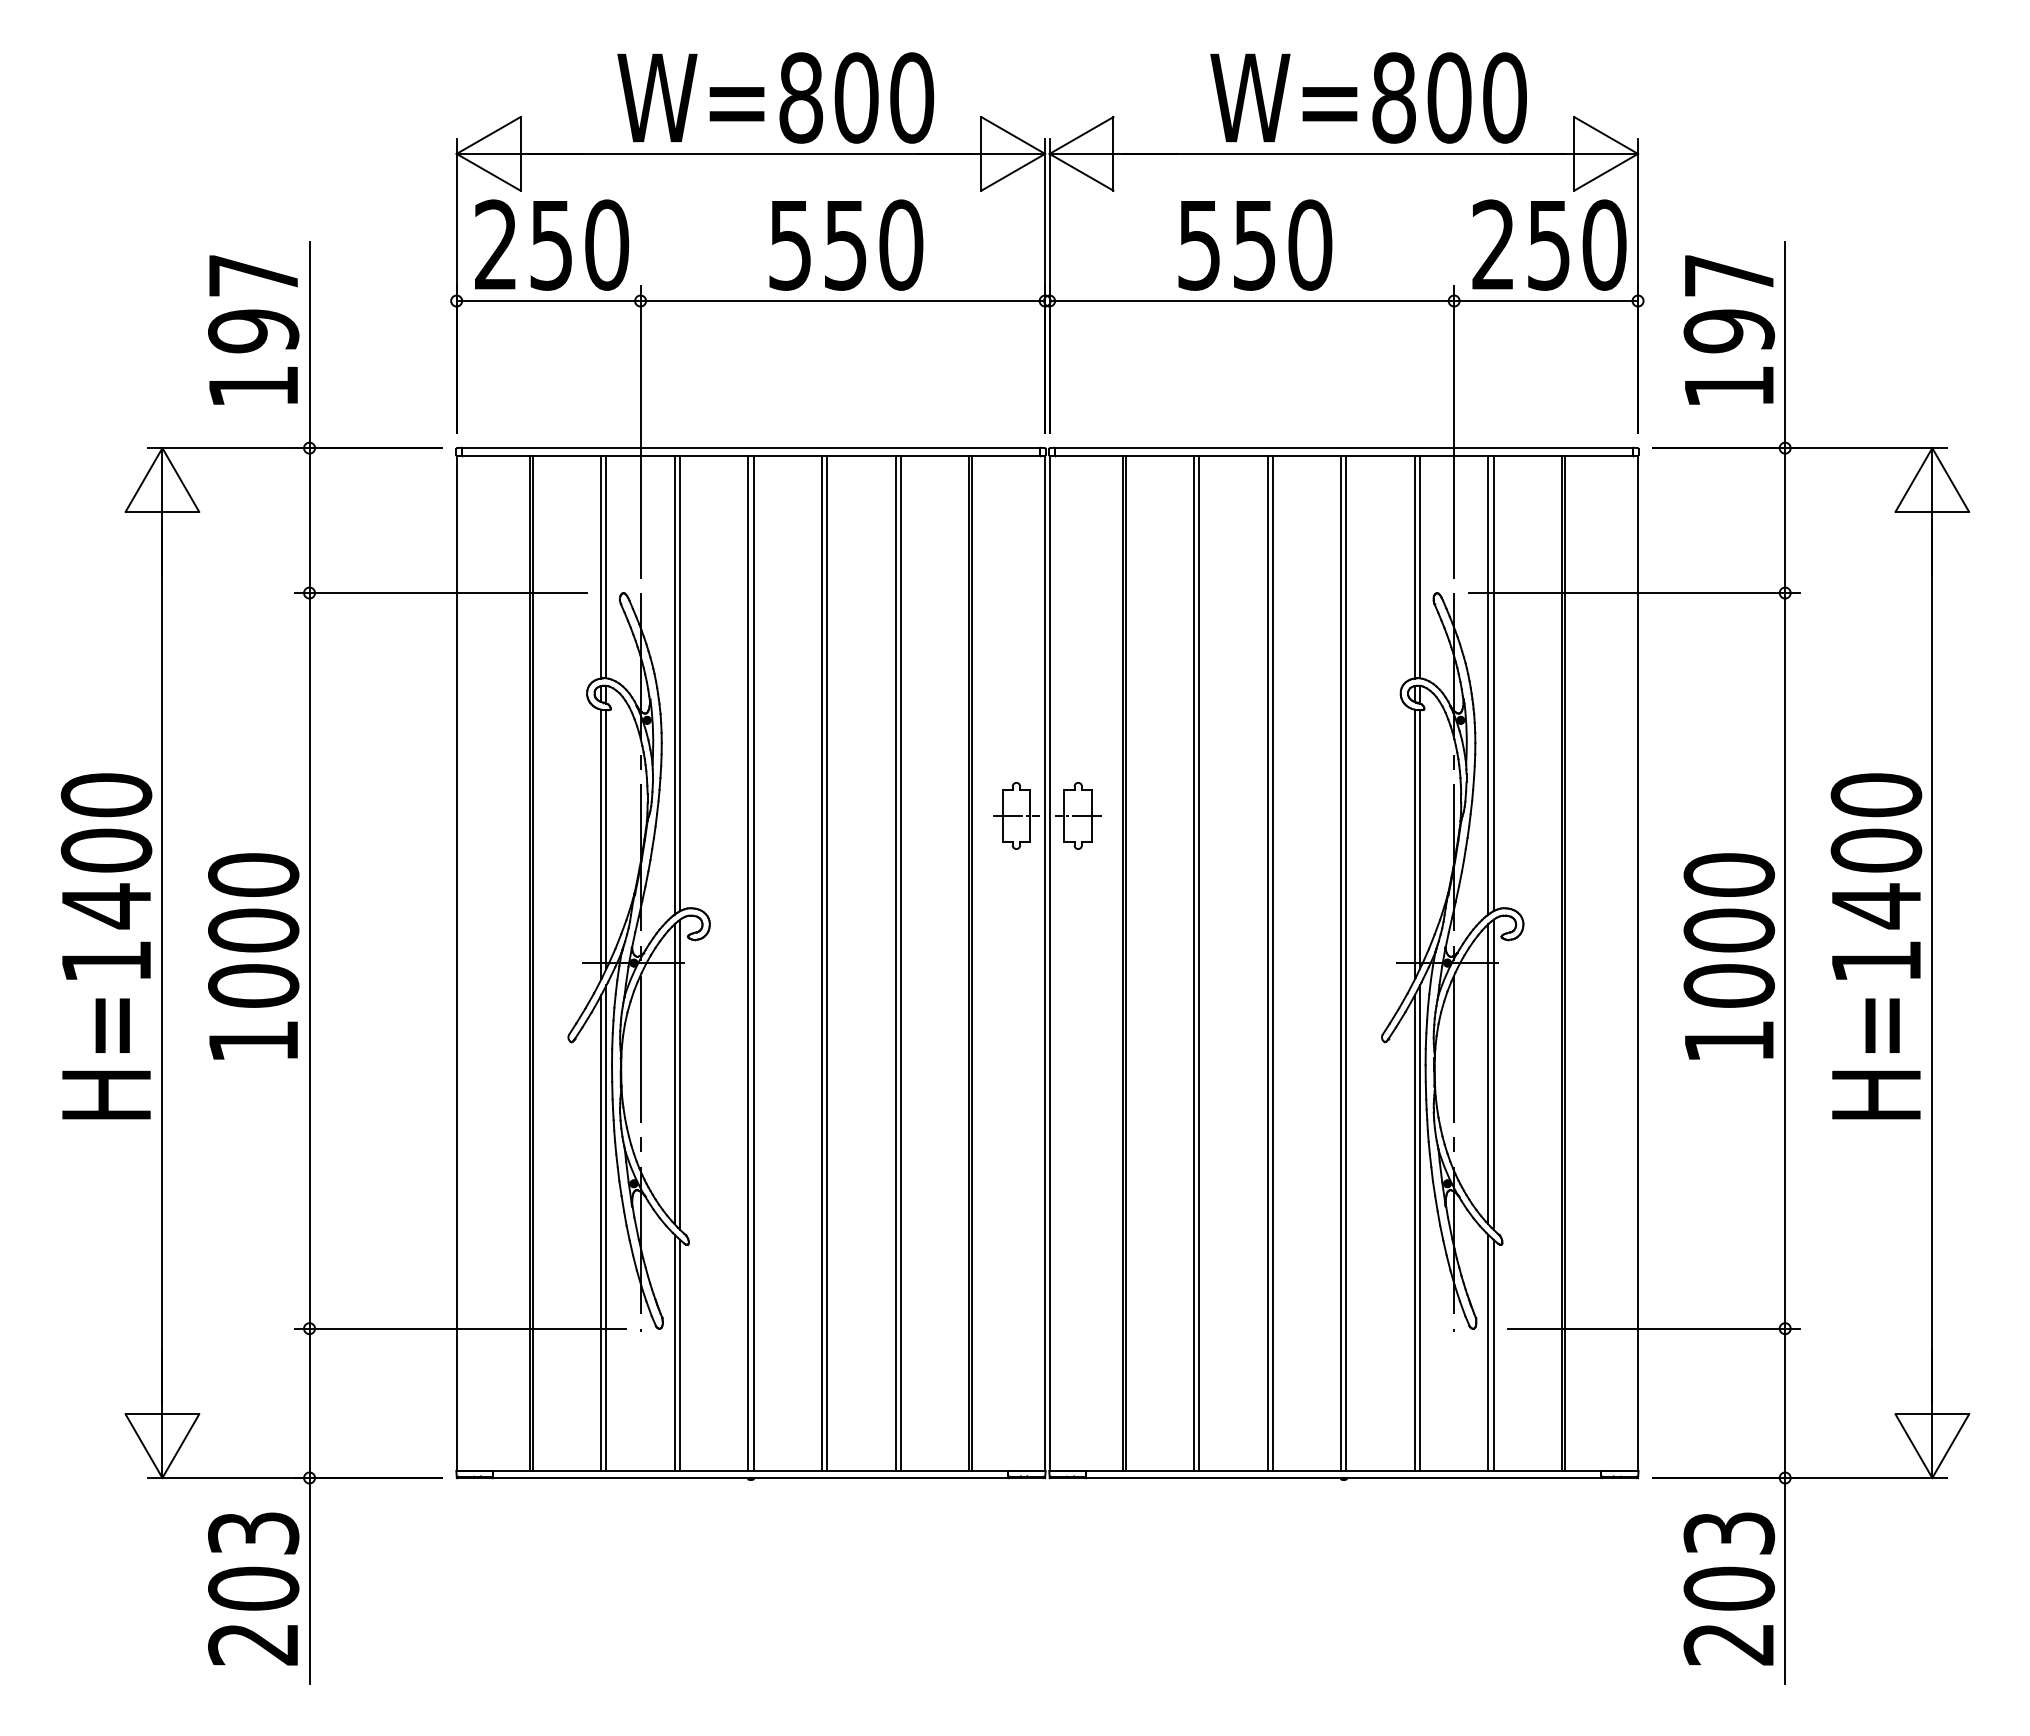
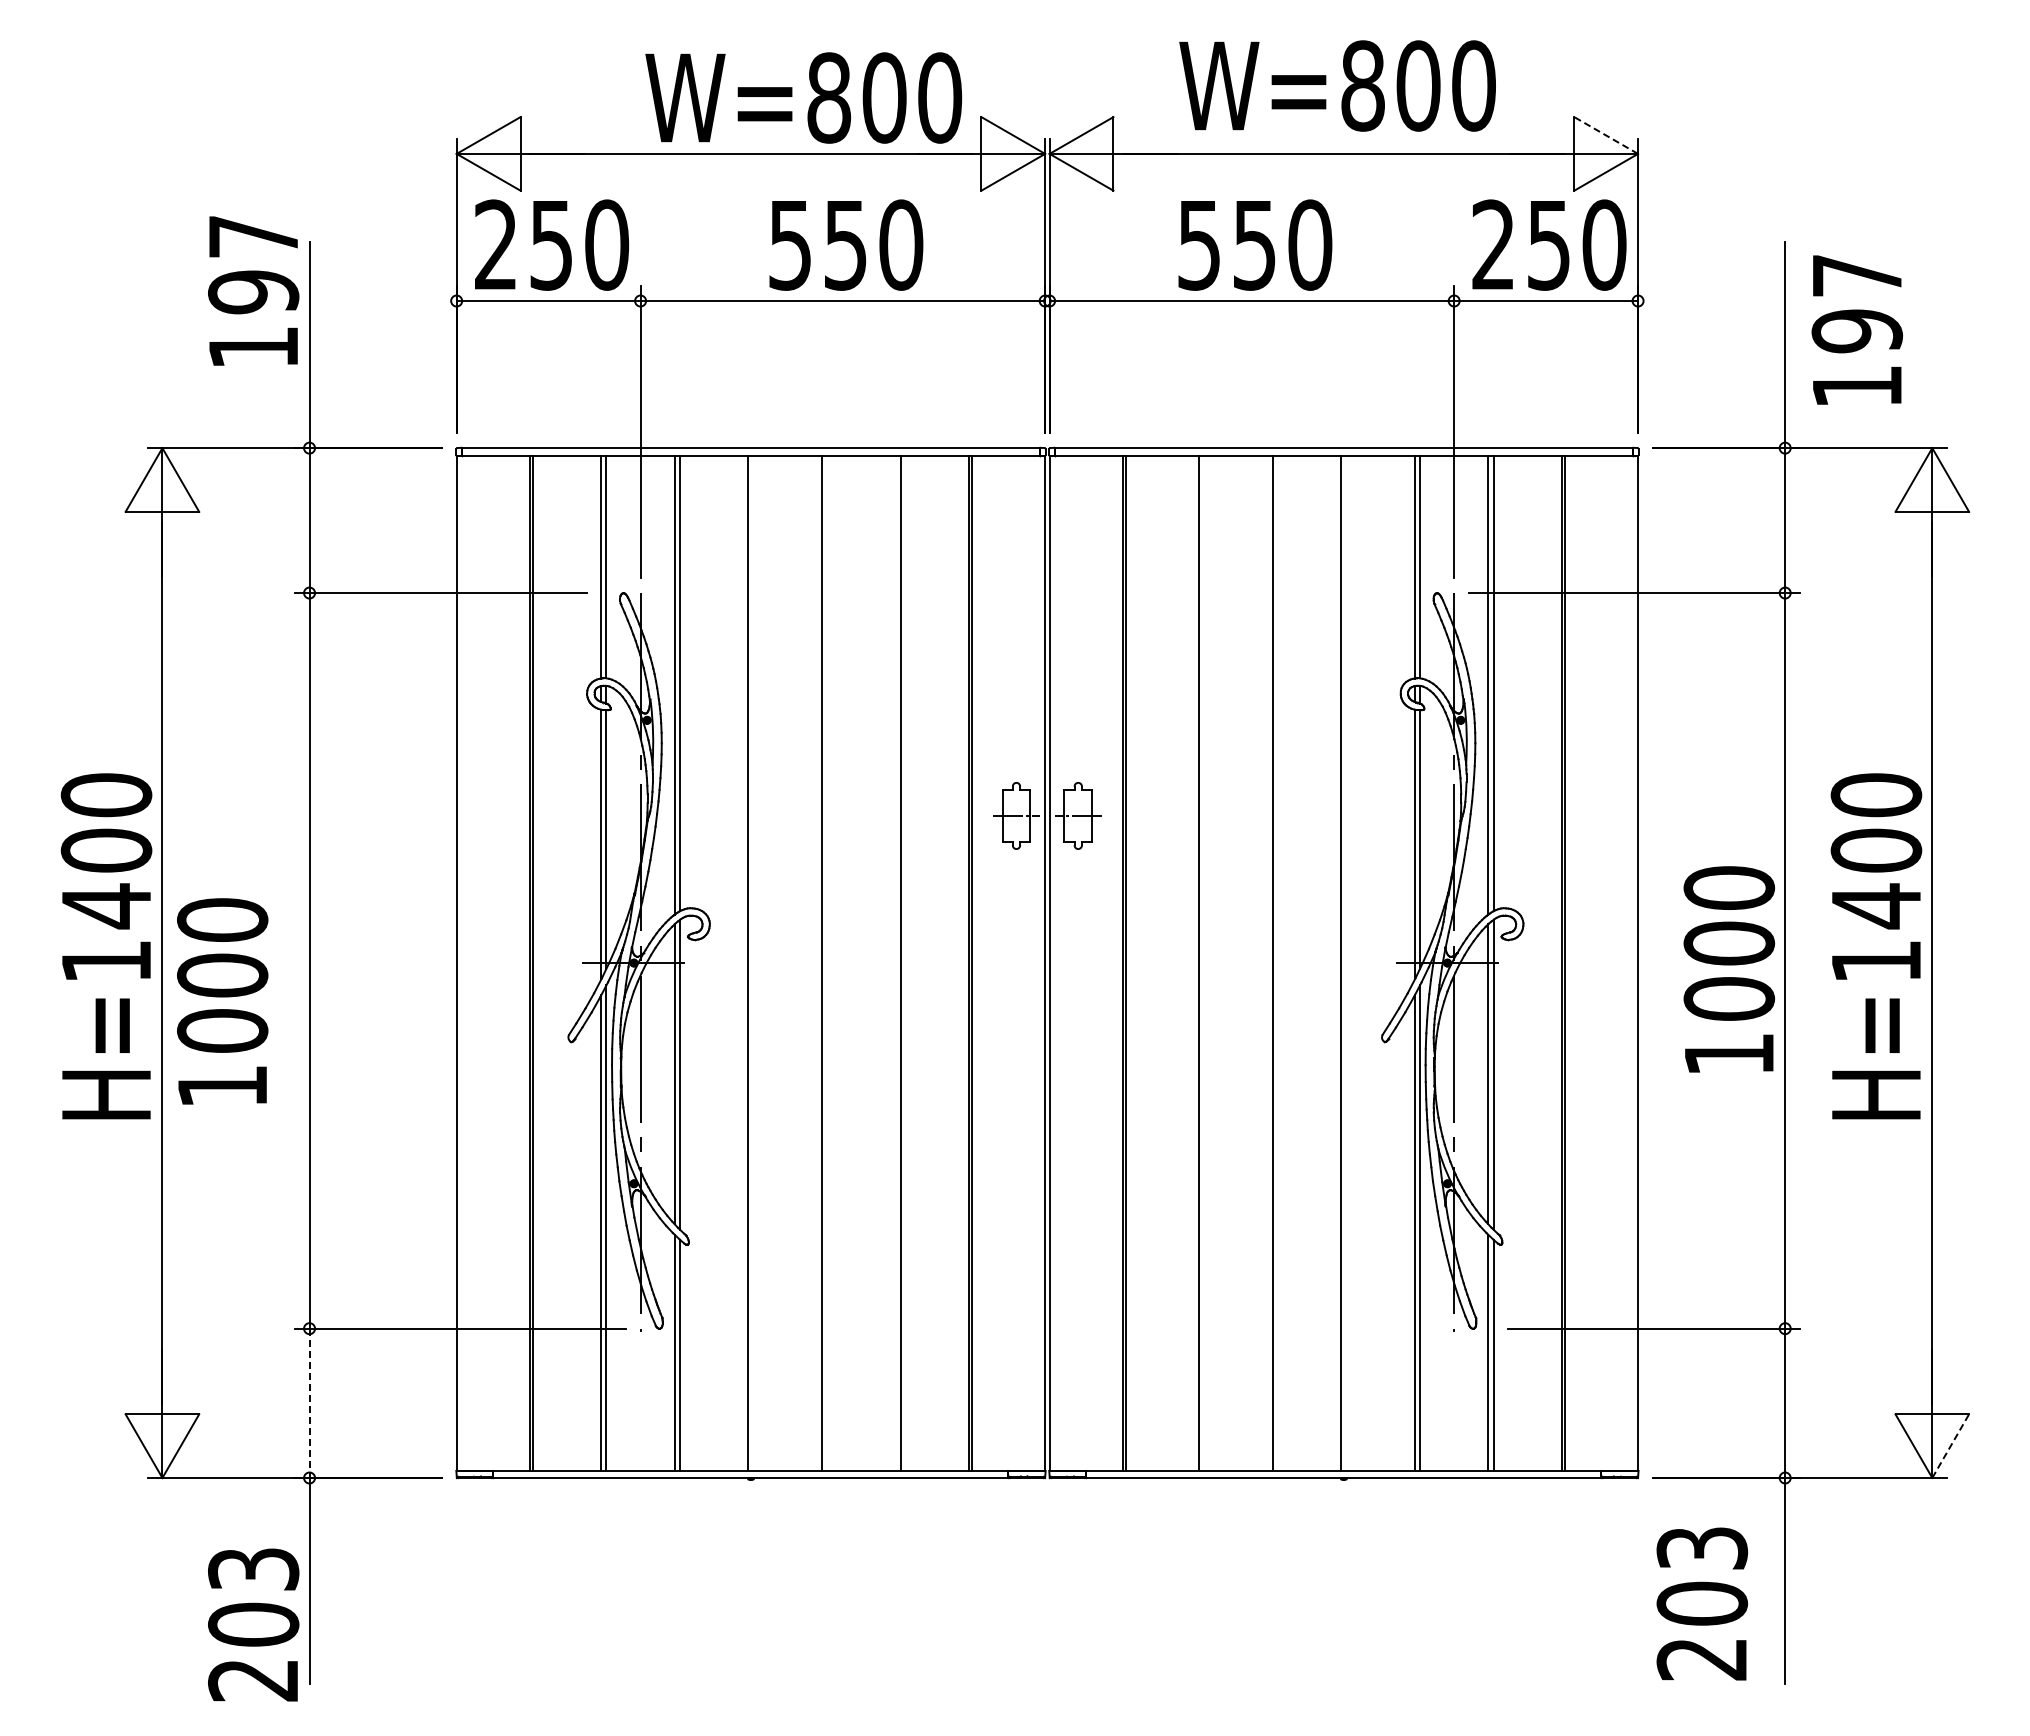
text position: (775, 97) -> (803, 97) (803, 97)
text position: (1368, 97) -> (1337, 85) (1337, 85)
line: solid -> dashed (1606, 135)
text position: (253, 329) -> (253, 290) (253, 290)
text position: (1729, 329) -> (1857, 329) (1857, 329)
text position: (253, 956) -> (222, 1001) (222, 1001)
text position: (1729, 956) -> (1729, 969) (1729, 969)
line: present -> none (753, 962)
line: present -> none (827, 962)
line: present -> none (895, 962)
line: present -> none (1194, 962)
line: present -> none (1267, 962)
line: present -> none (1346, 962)
line: solid -> dashed (309, 1403)
line: solid -> dashed (1950, 1446)
text position: (253, 1588) -> (253, 1624) (253, 1624)
text position: (1729, 1588) -> (1702, 1603) (1702, 1603)
